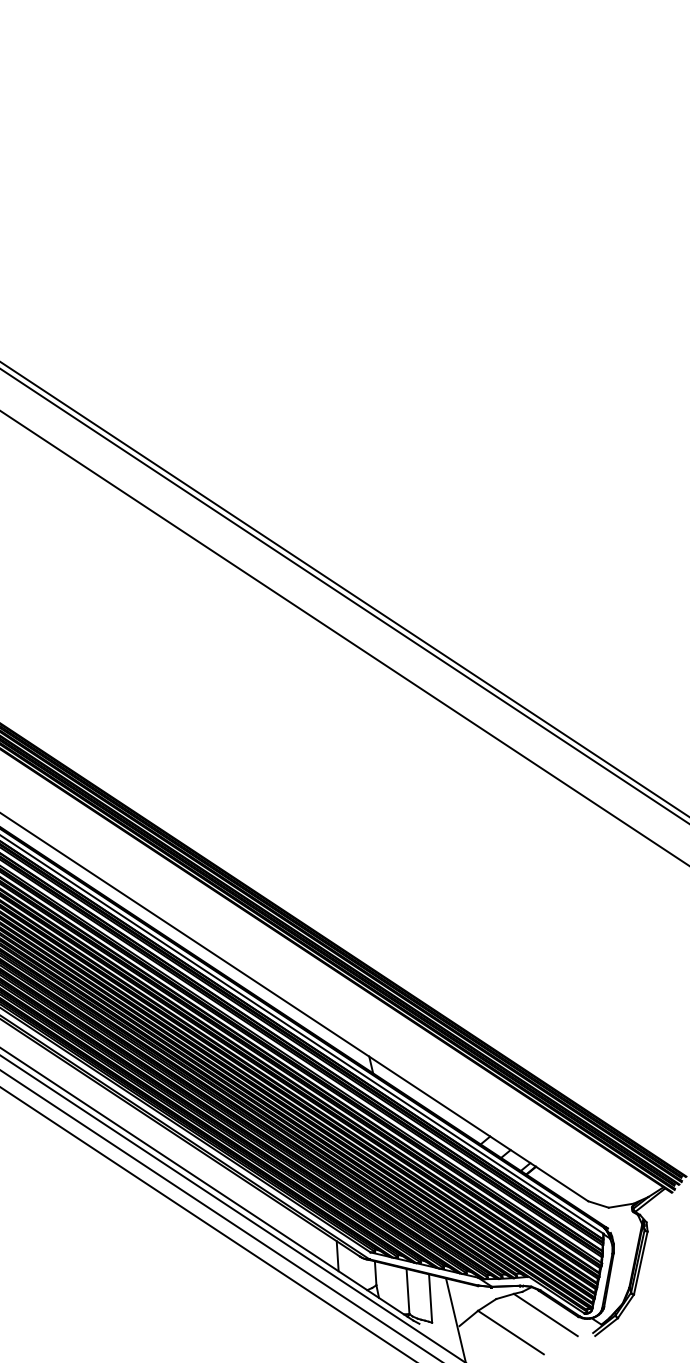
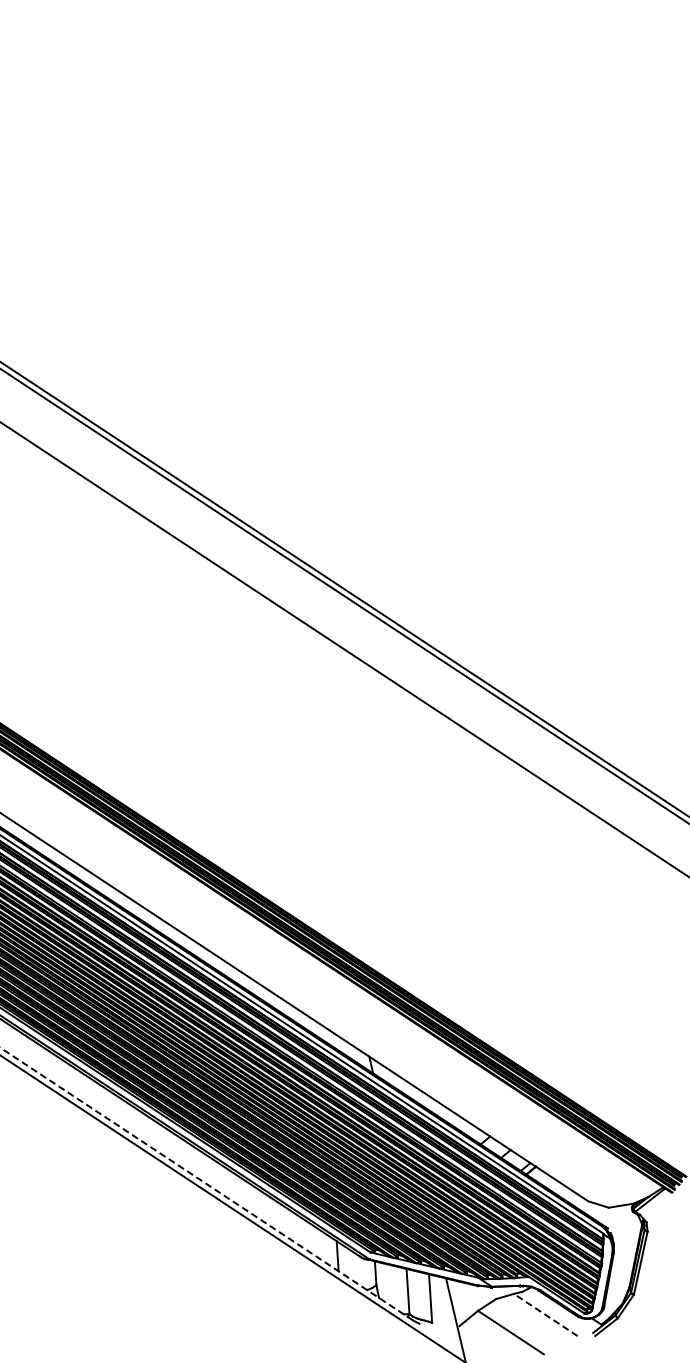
line position: (344, 638) -> (344, 649) (344, 649)
line: solid -> dashed (206, 1183)
line: present -> none (220, 1215)
line: present -> none (207, 1223)
line: solid -> dashed (545, 1314)
